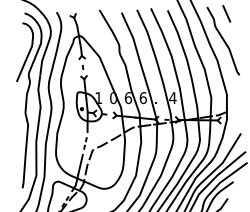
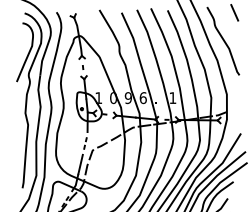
line position: (226, 13) -> (234, 12) (234, 12)
text: 4 -> 1 (172, 97)
text: 6 -> 9 (128, 98)
